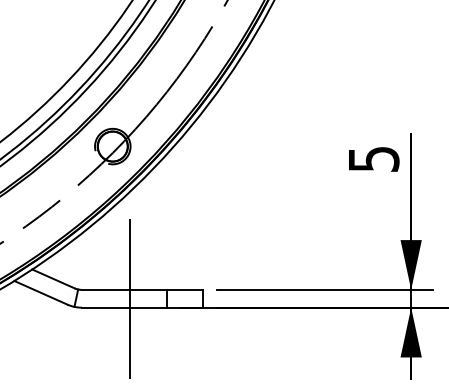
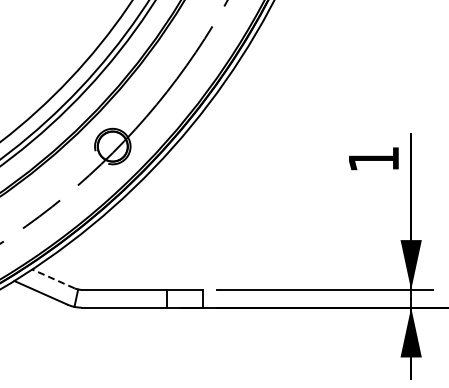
text: 5 -> 1 (374, 159)
line: solid -> dashed (53, 278)
line: present -> none (129, 298)
